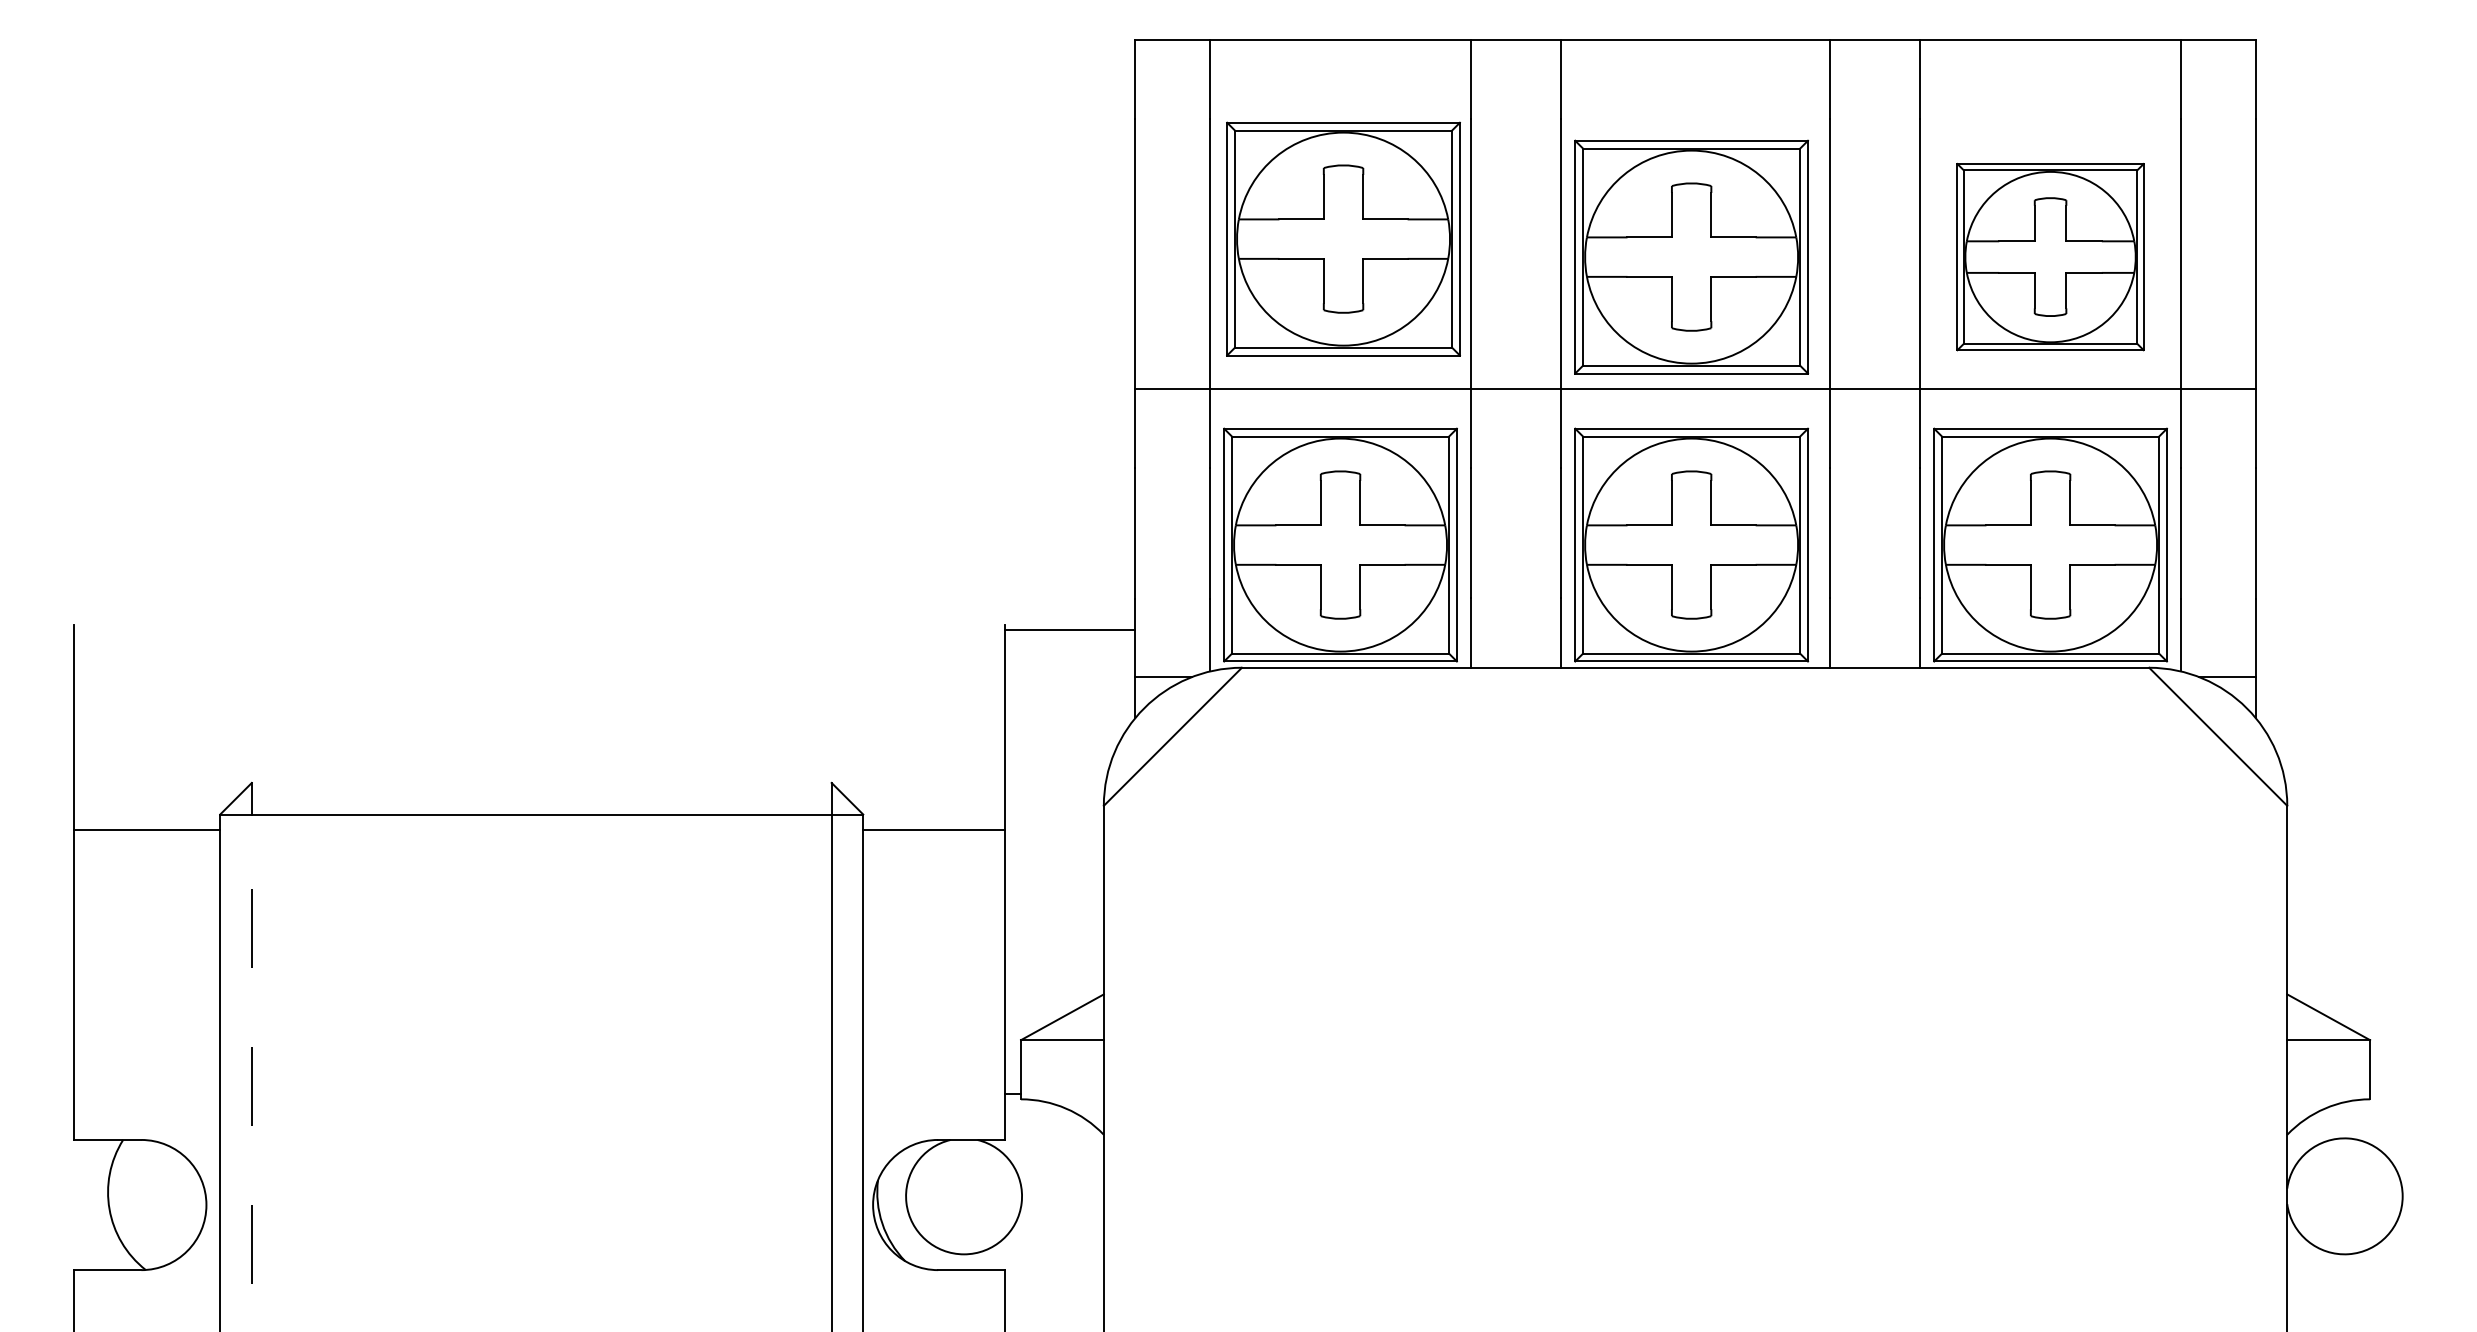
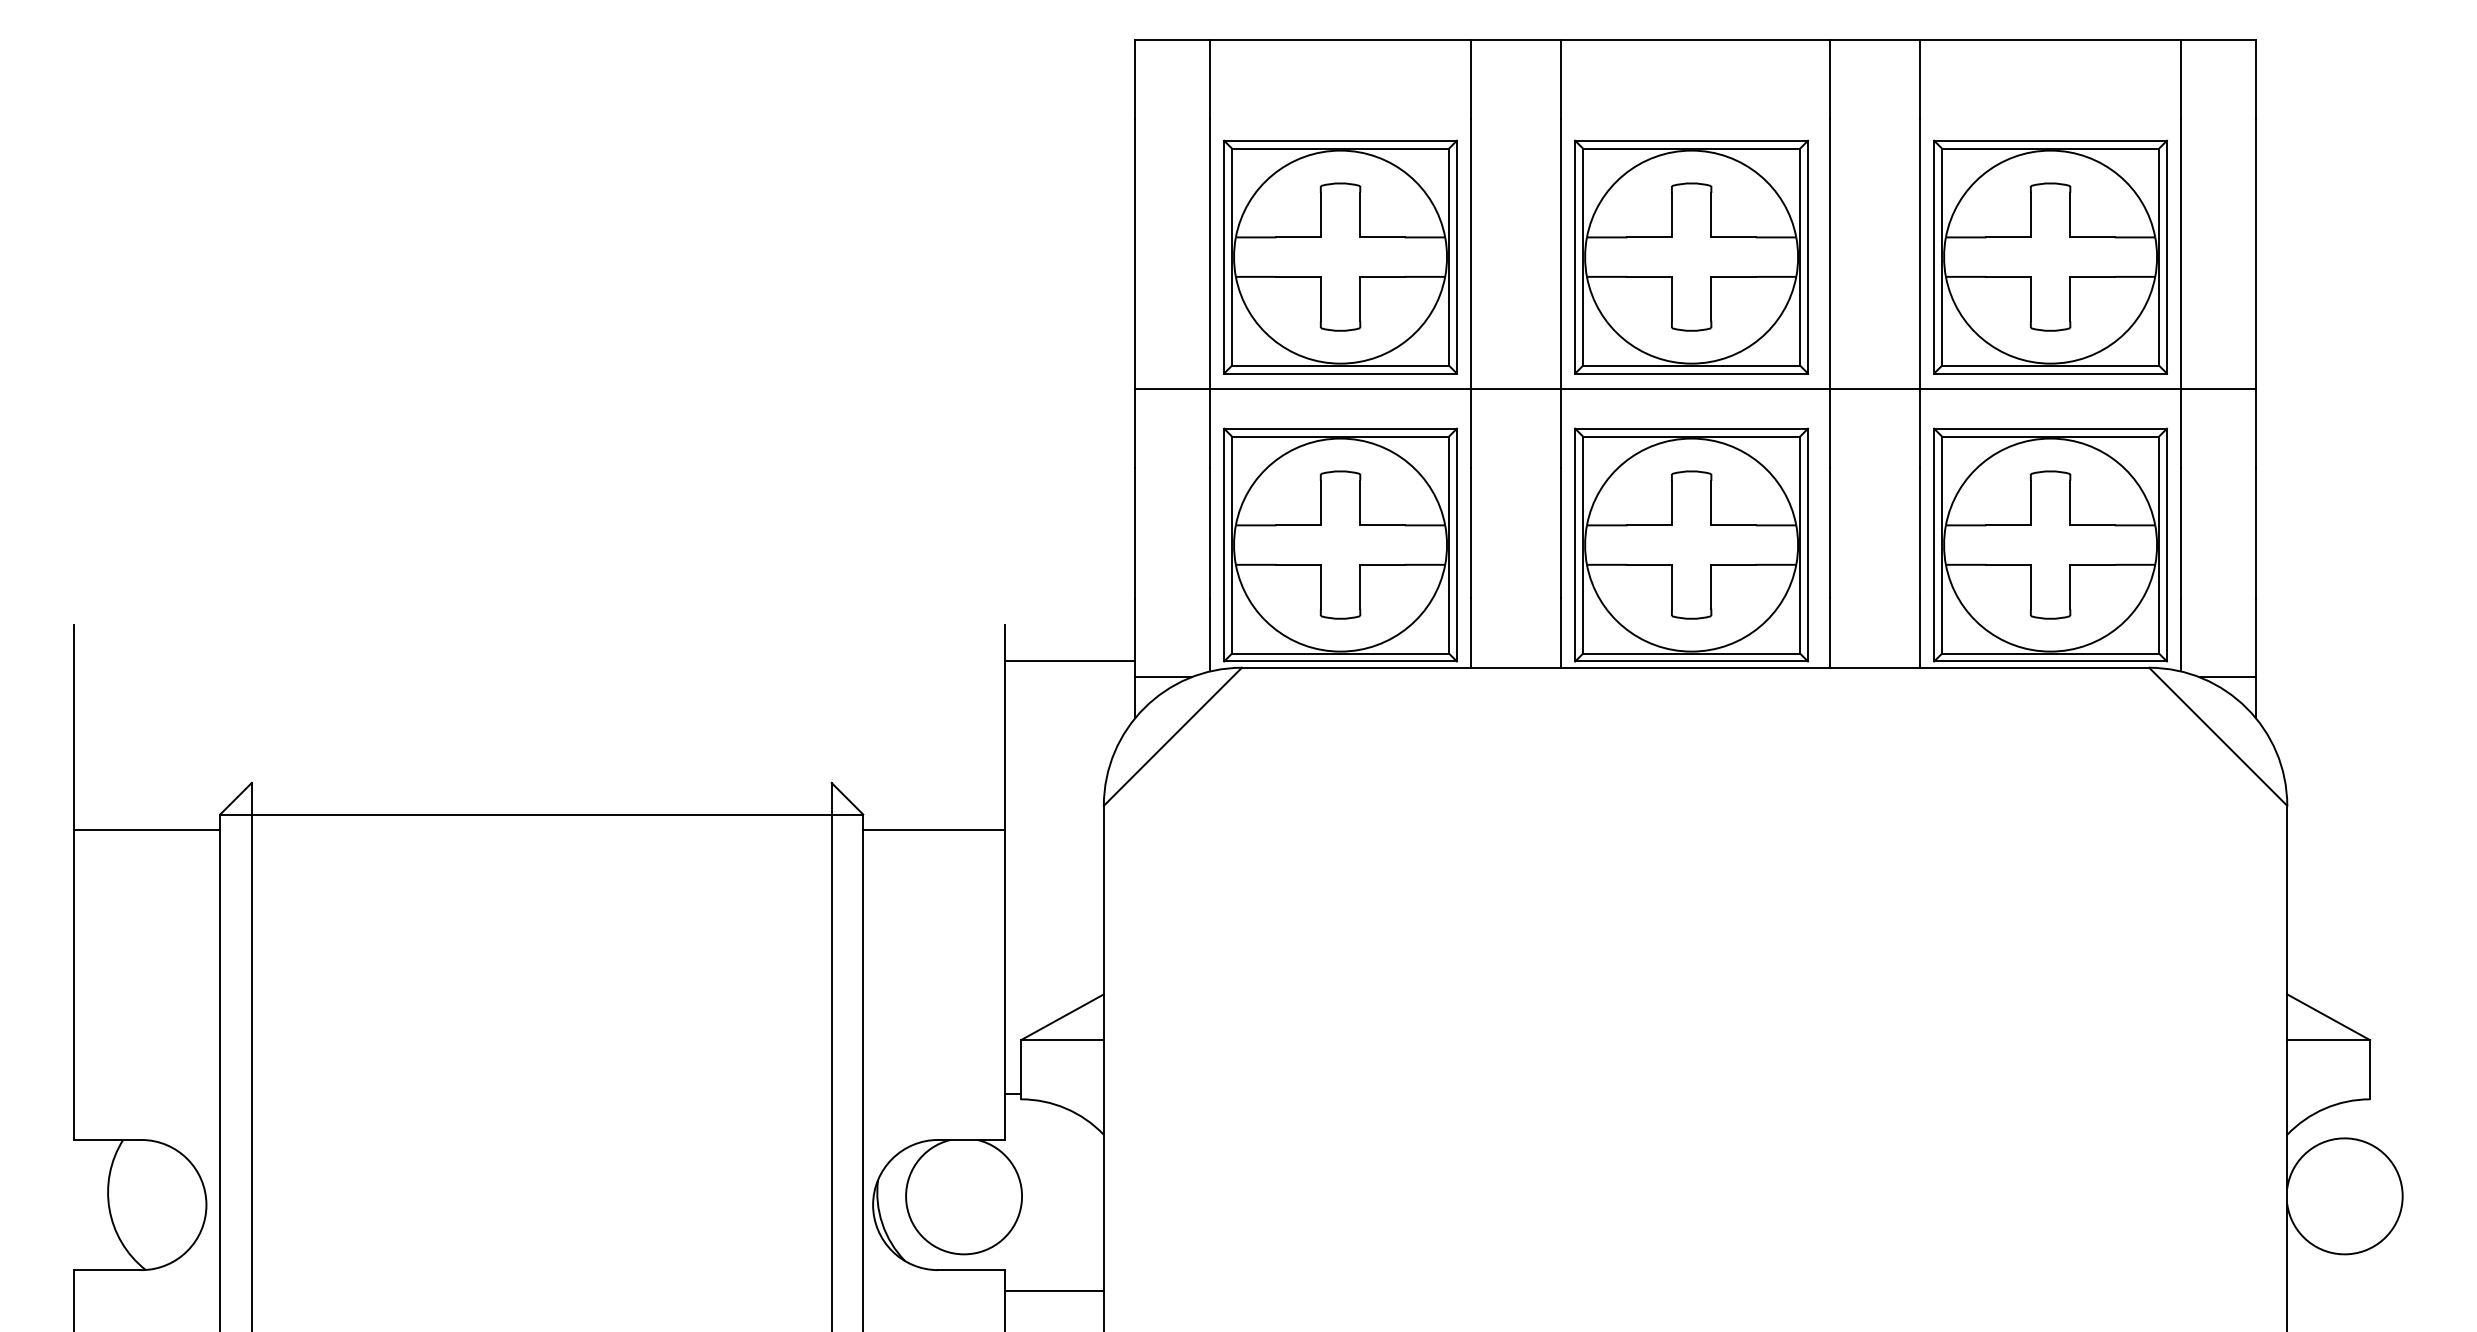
part position: (1343, 238) -> (1340, 256) (1340, 256)
part size: 189x189 px -> 235x236 px (2050, 256)
line position: (1070, 630) -> (1070, 661) (1070, 661)
line: dashed -> solid (251, 1072)
line: none -> present (1054, 1291)
